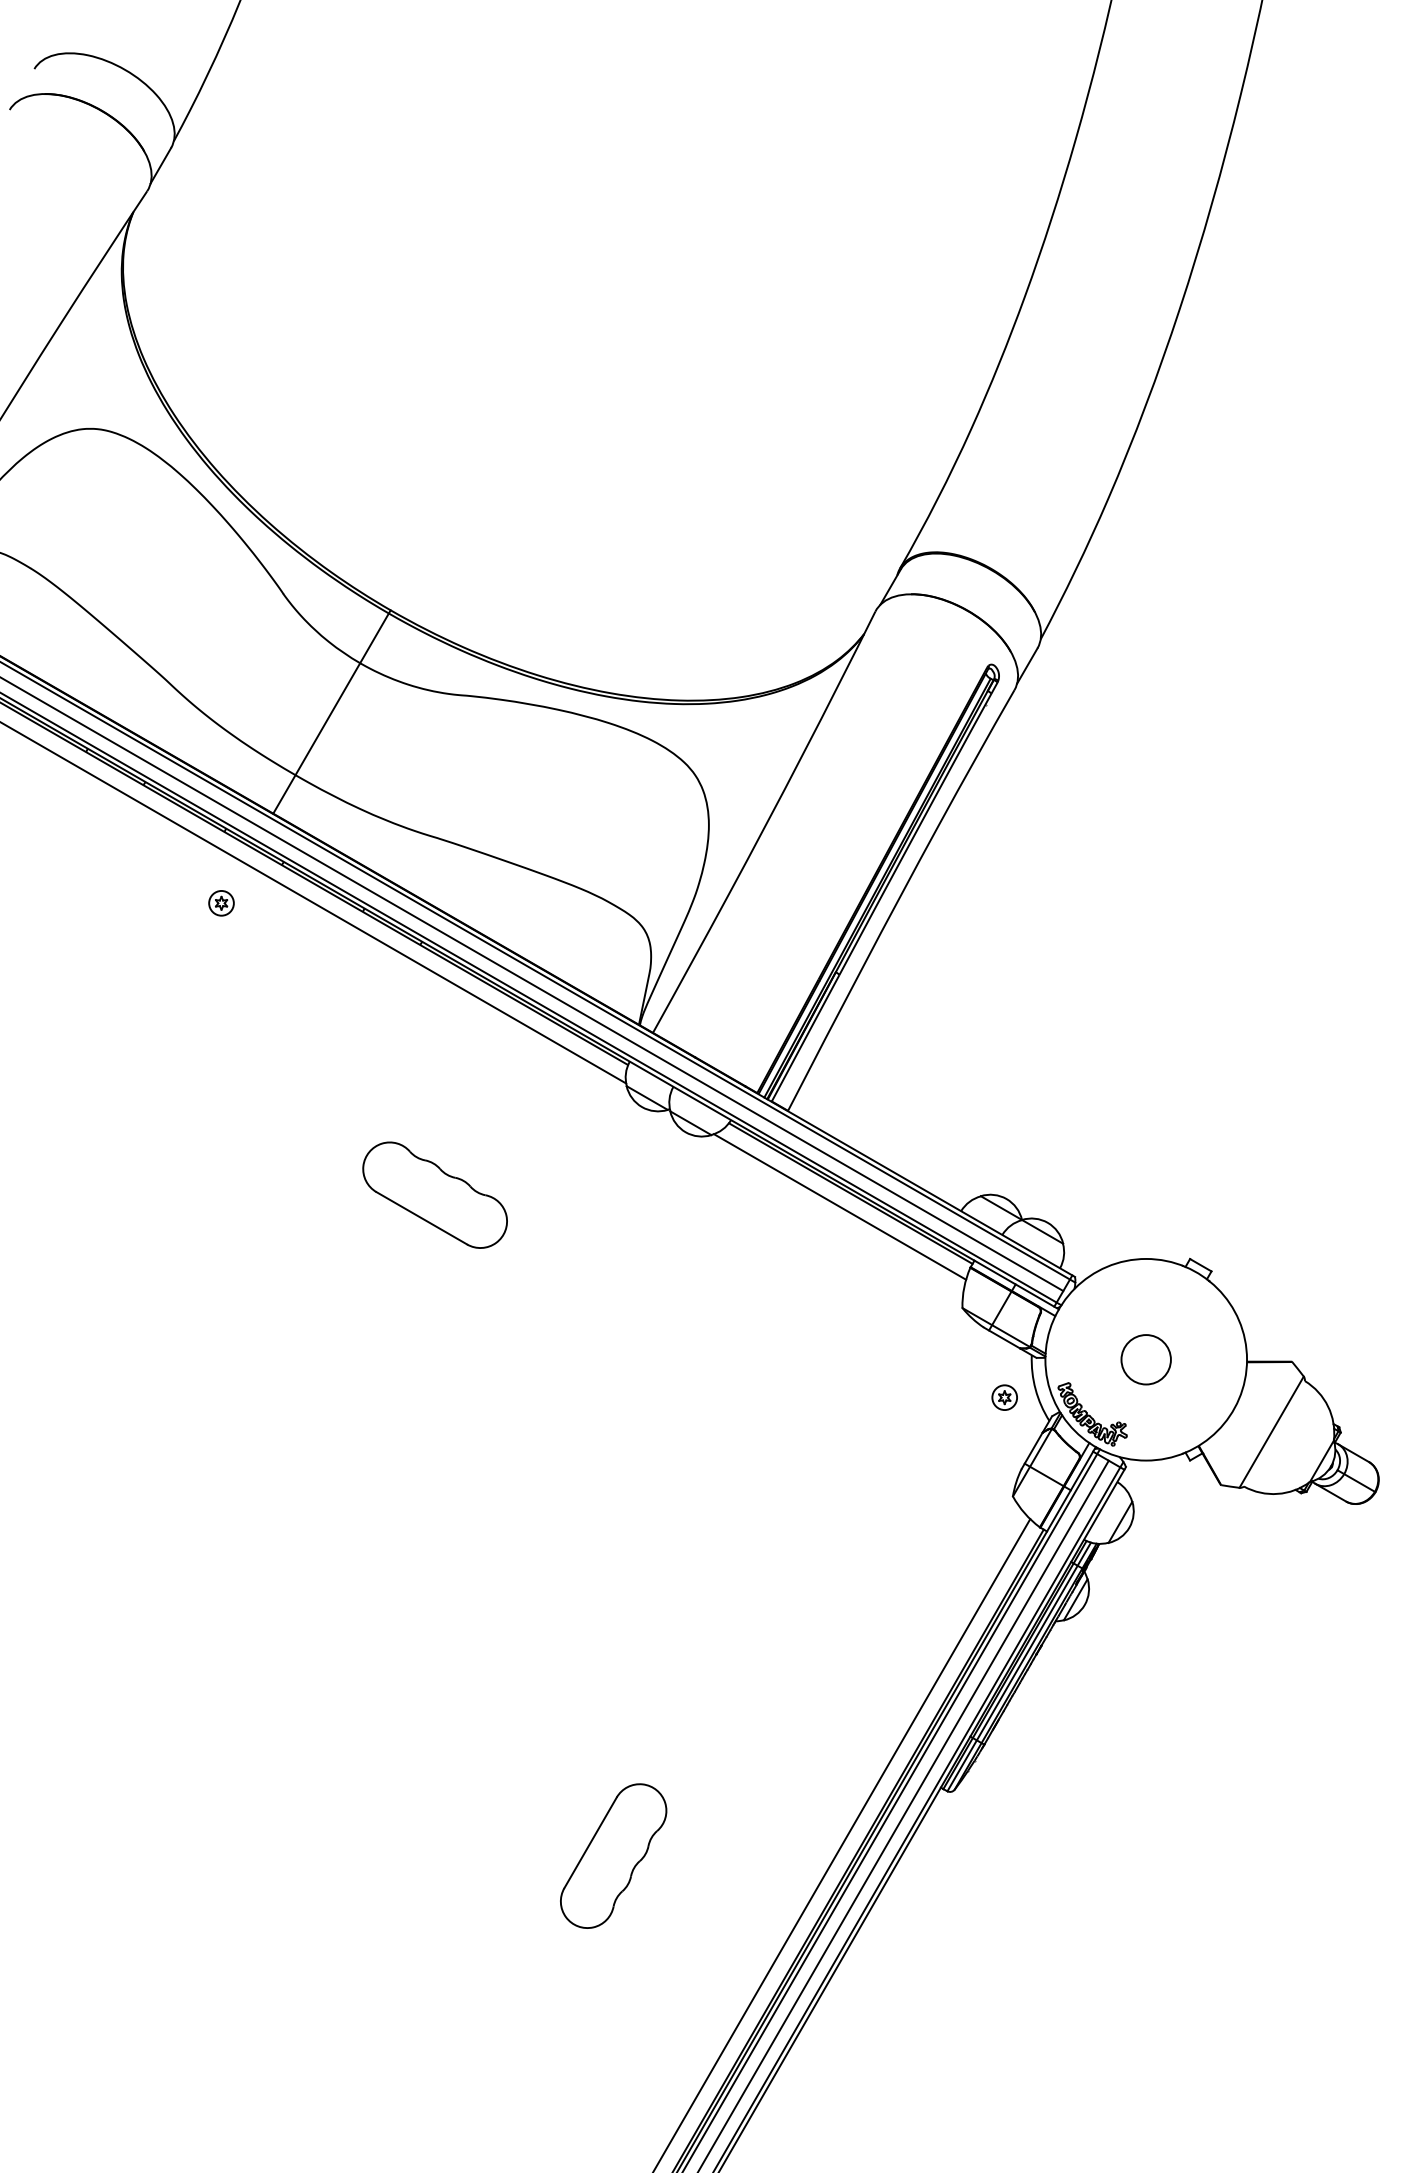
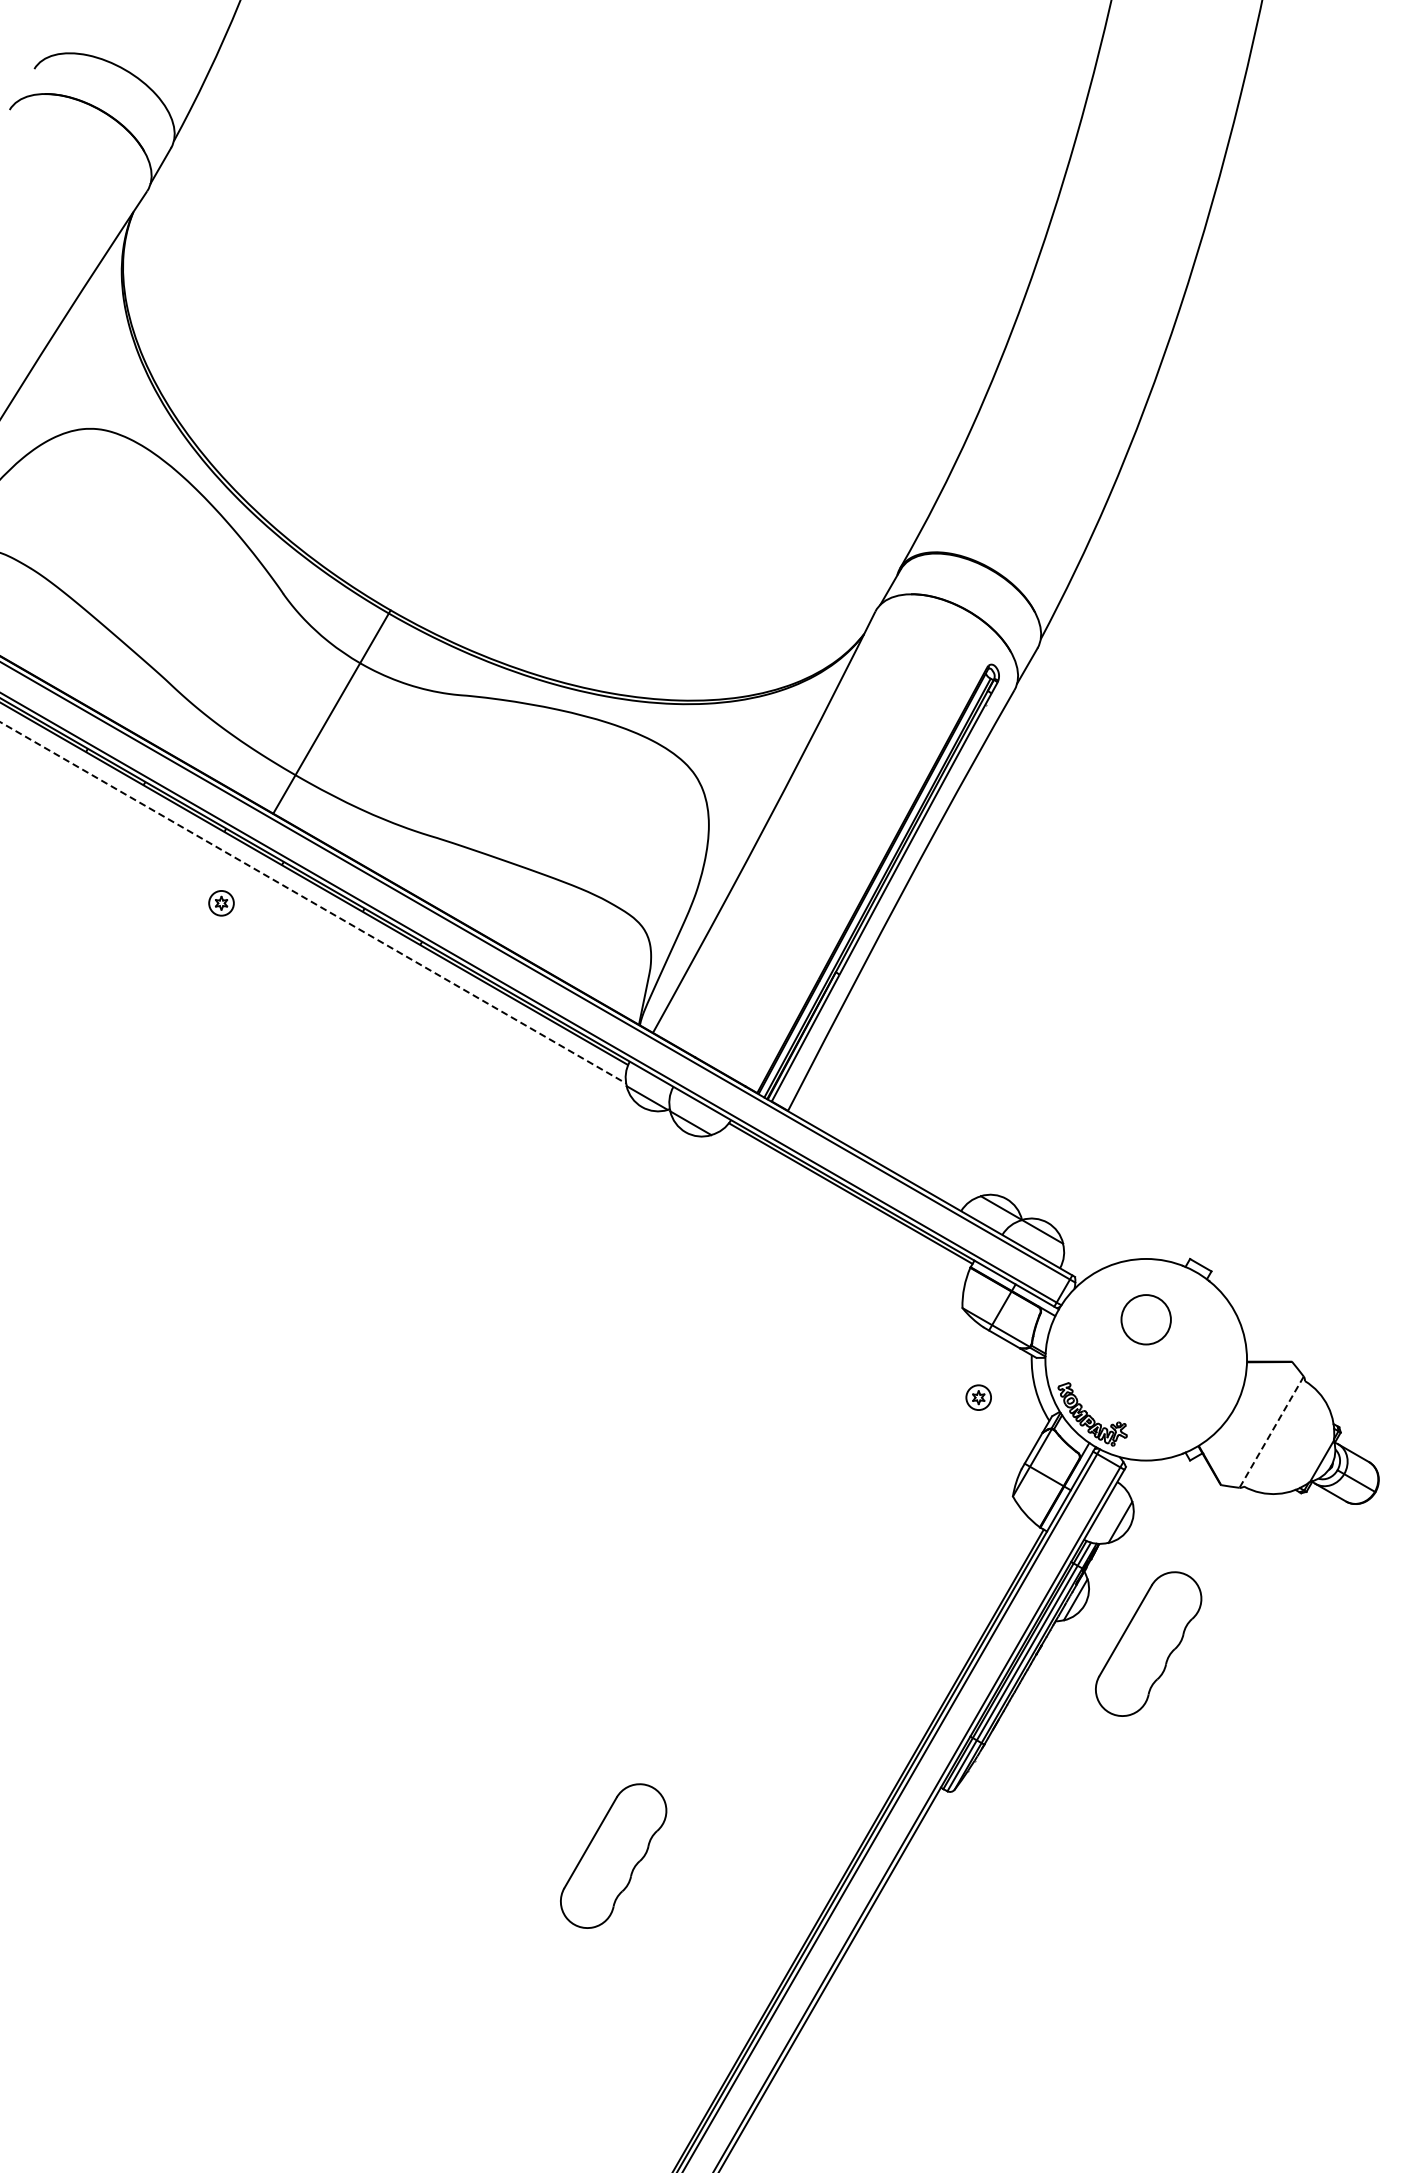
line: solid -> dashed (313, 903)
line: present -> none (532, 984)
part: present -> none (434, 1194)
line: present -> none (839, 1206)
circle position: (1145, 1359) -> (1145, 1319) (1145, 1319)
part position: (1004, 1397) -> (978, 1397) (978, 1397)
line: solid -> dashed (1271, 1432)
part: none -> present (1148, 1643)
line: present -> none (903, 1814)
line: present -> none (842, 1844)
